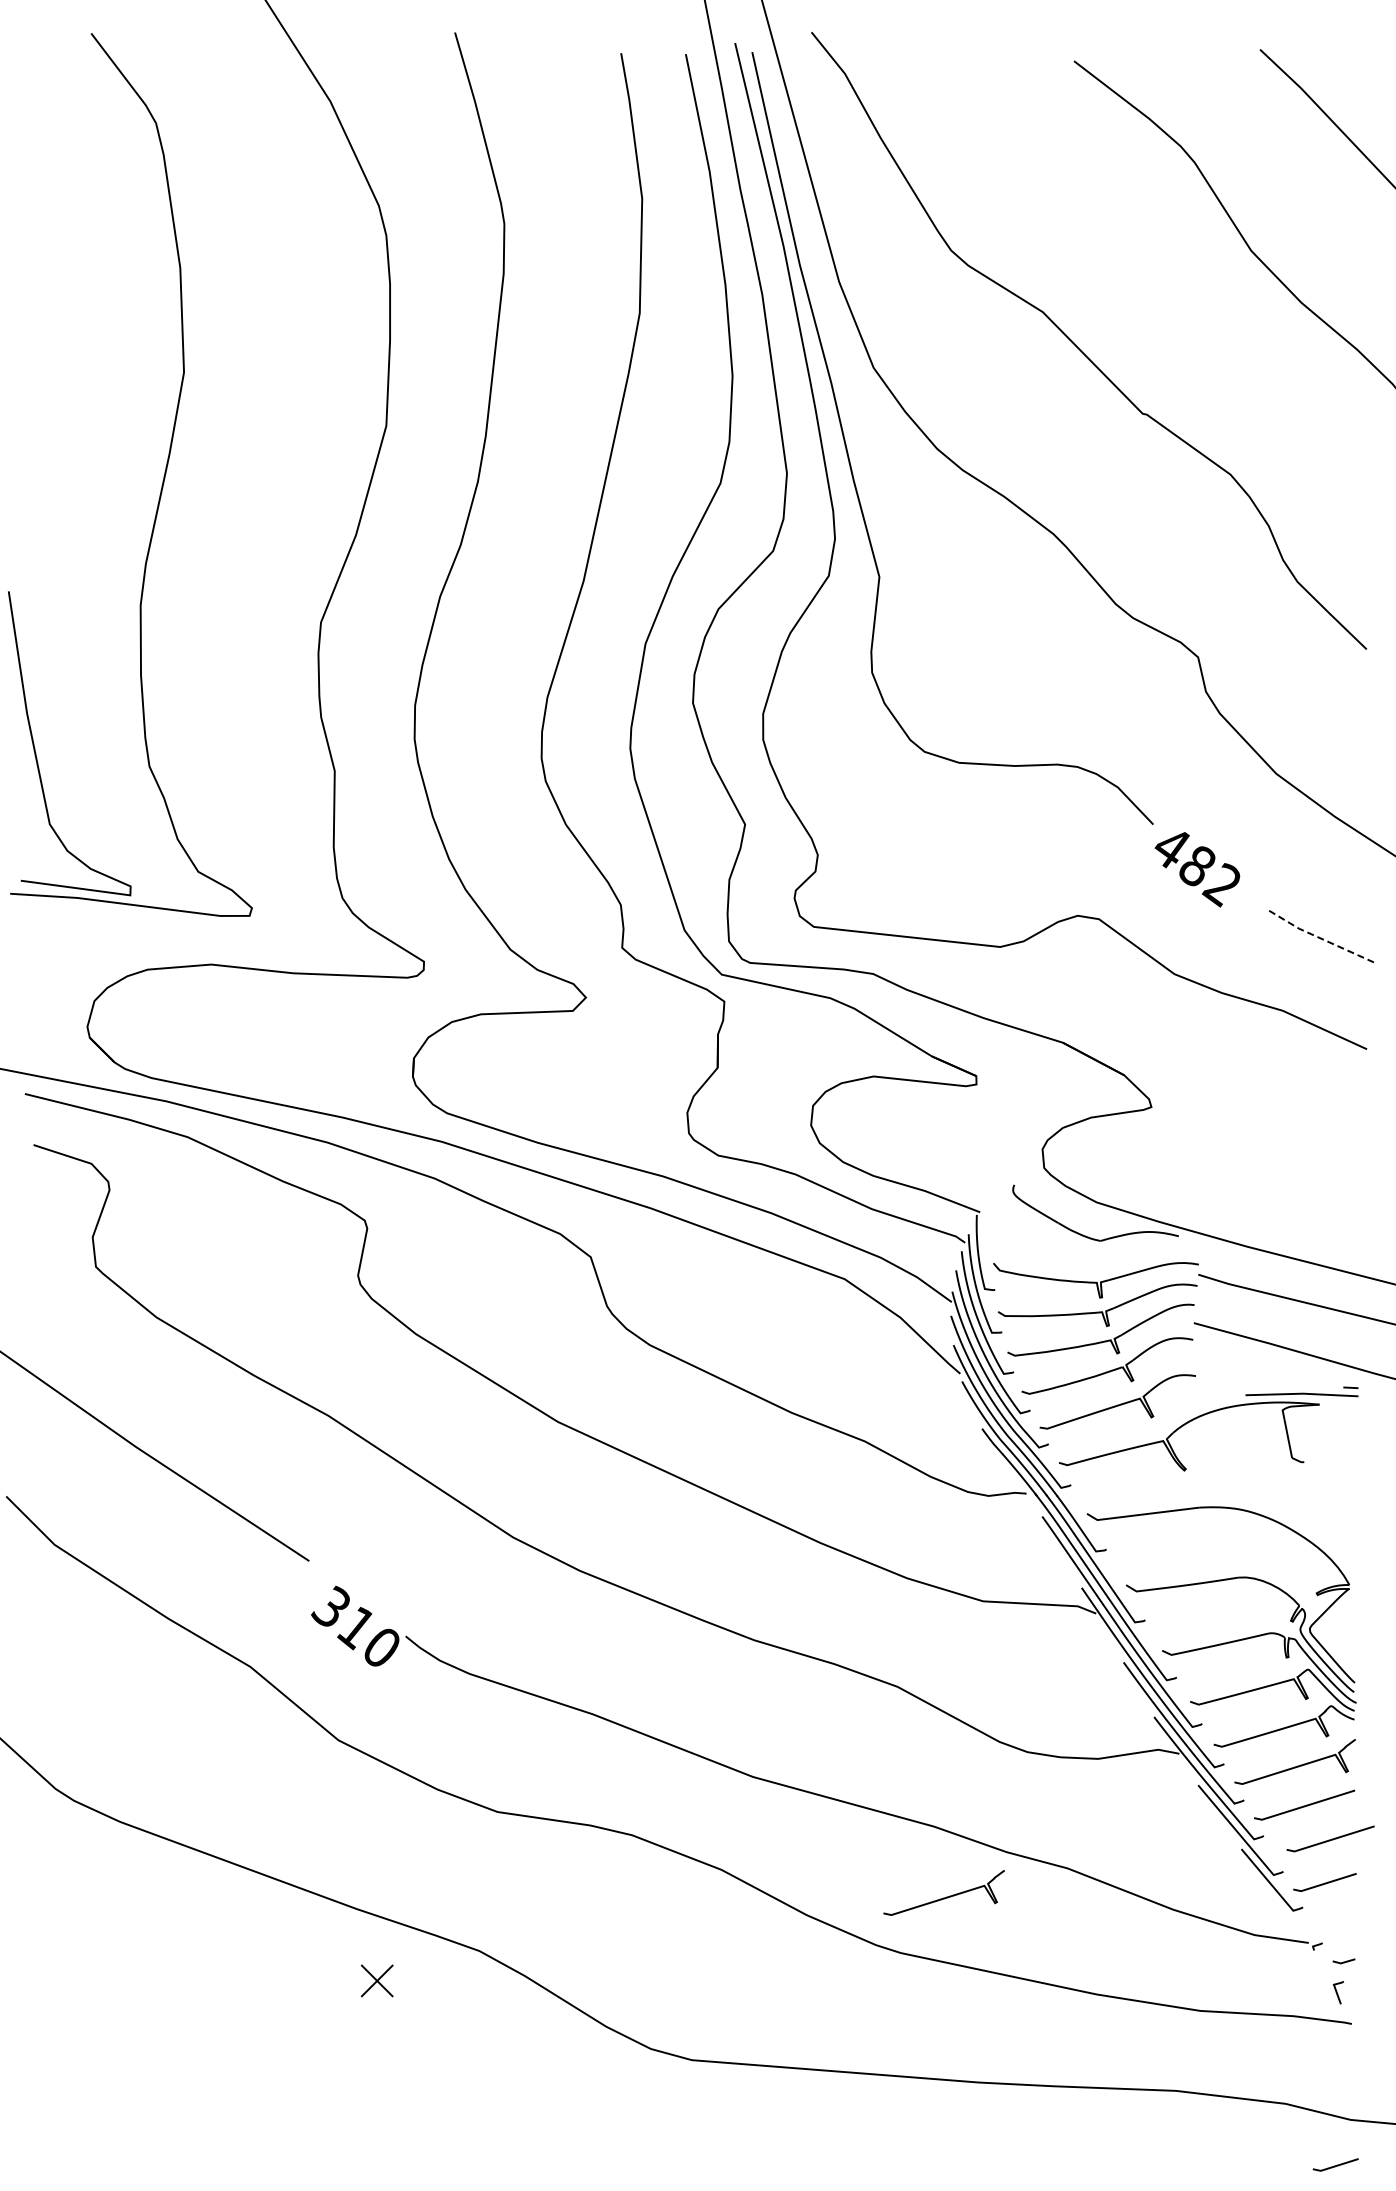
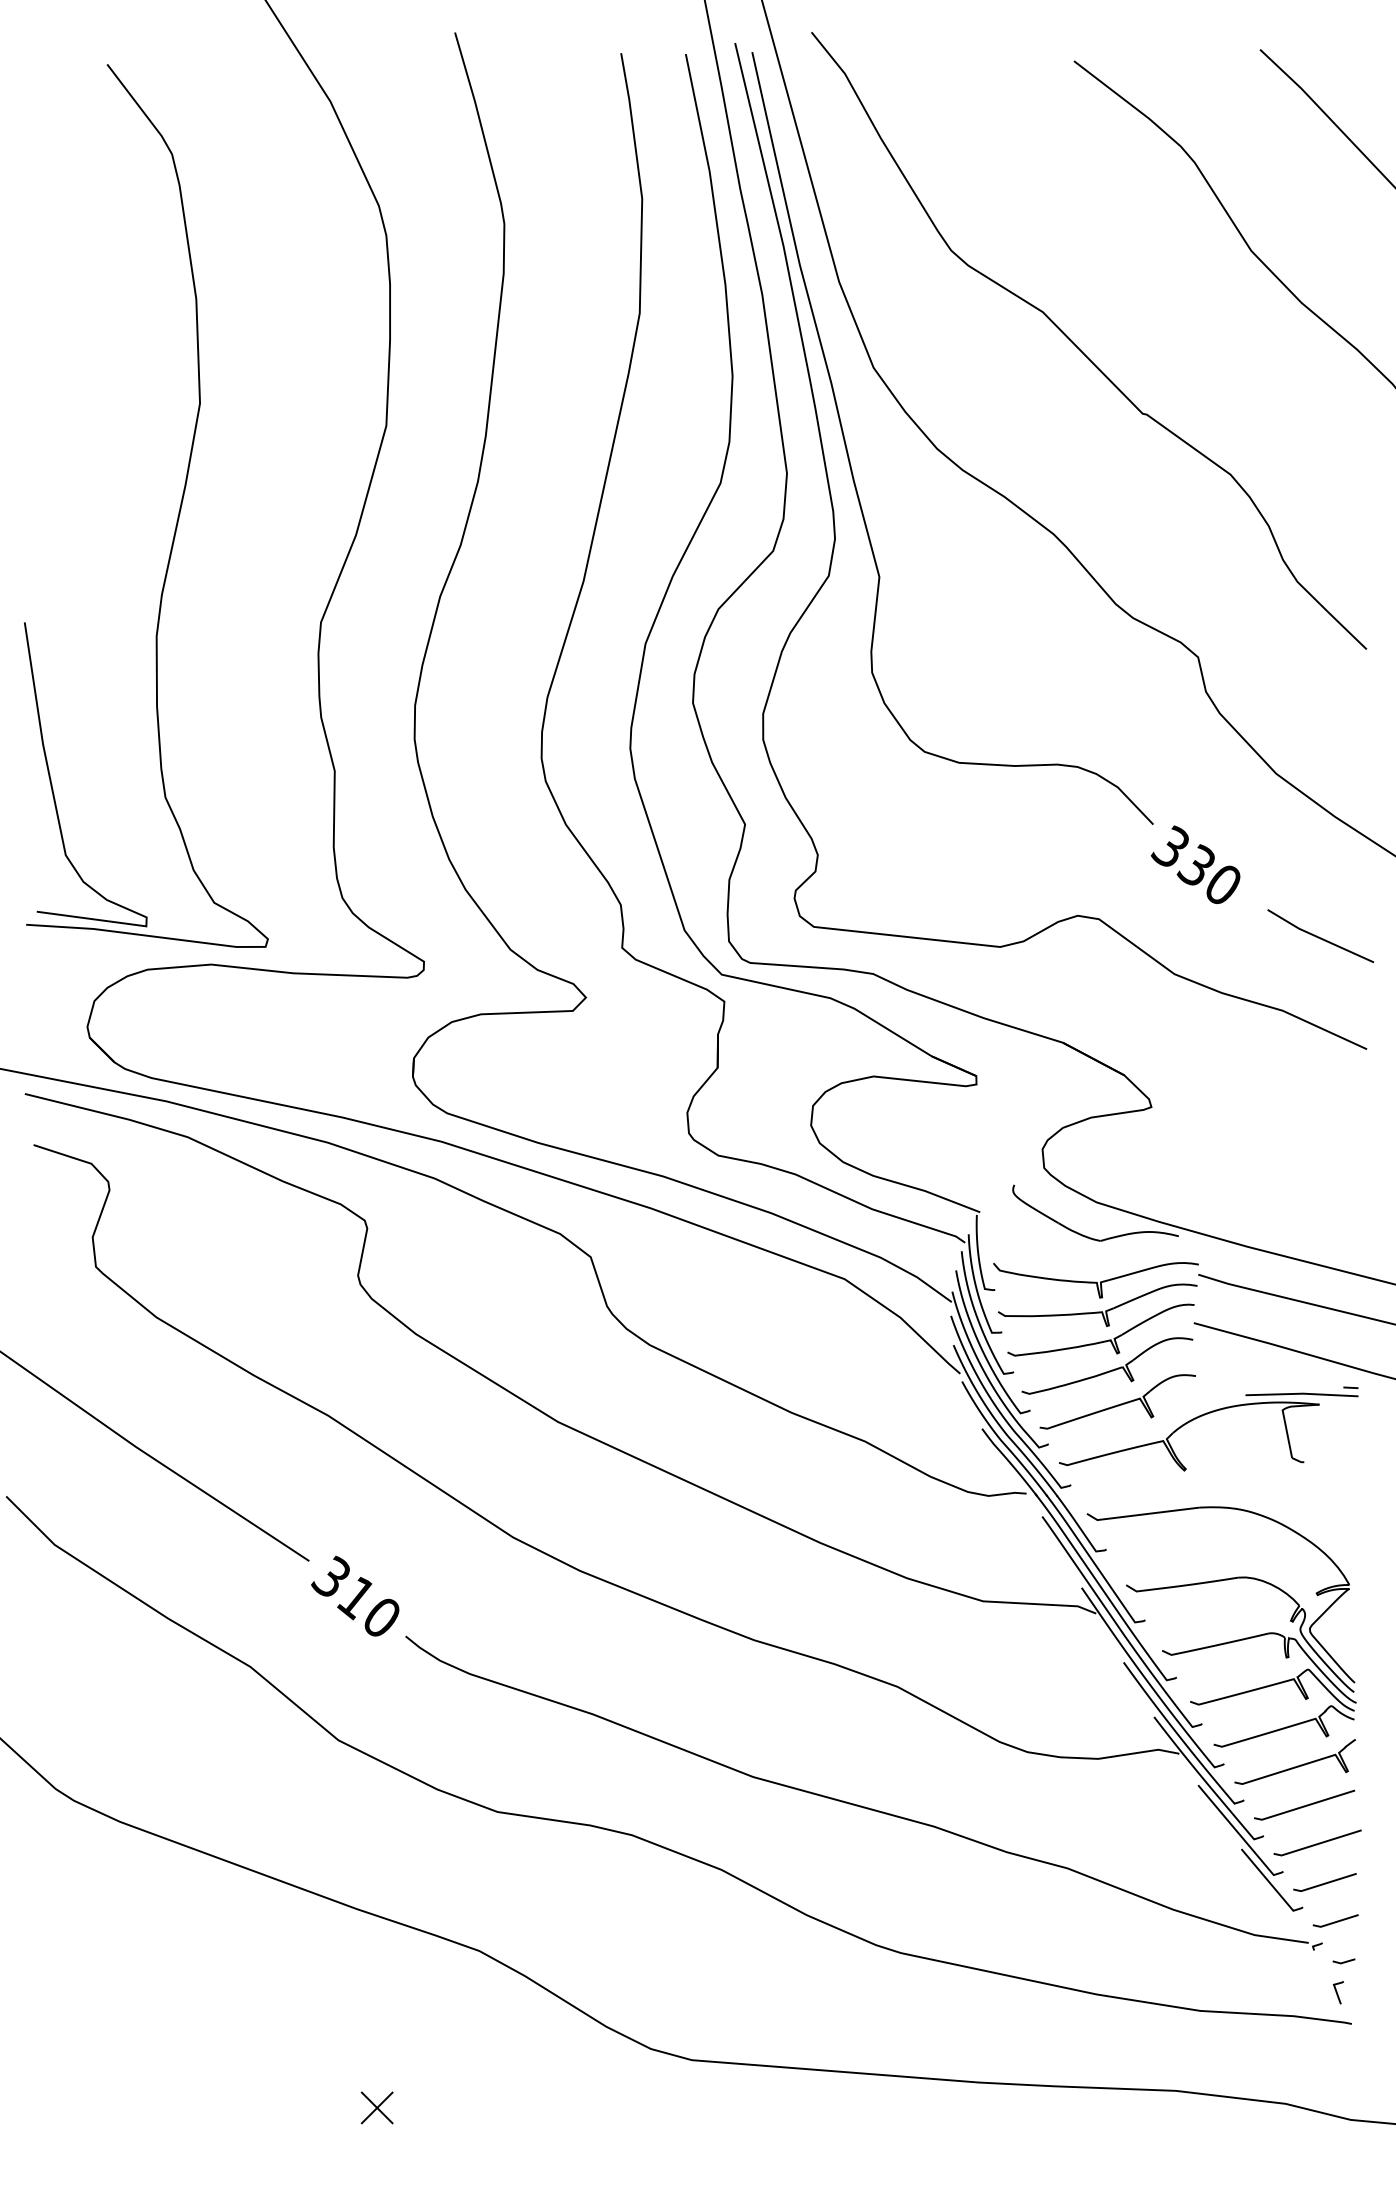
part position: (162, 480) -> (178, 511) (178, 511)
text: 482 -> 330 (1195, 866)
line: dashed -> solid (1318, 937)
text position: (355, 1625) -> (355, 1595) (355, 1595)
curve position: (1331, 1838) -> (1318, 1842) (1318, 1842)
curve: present -> none (946, 1896)
part position: (376, 1980) -> (376, 2107) (376, 2107)
curve position: (1335, 2165) -> (1335, 1921) (1335, 1921)
